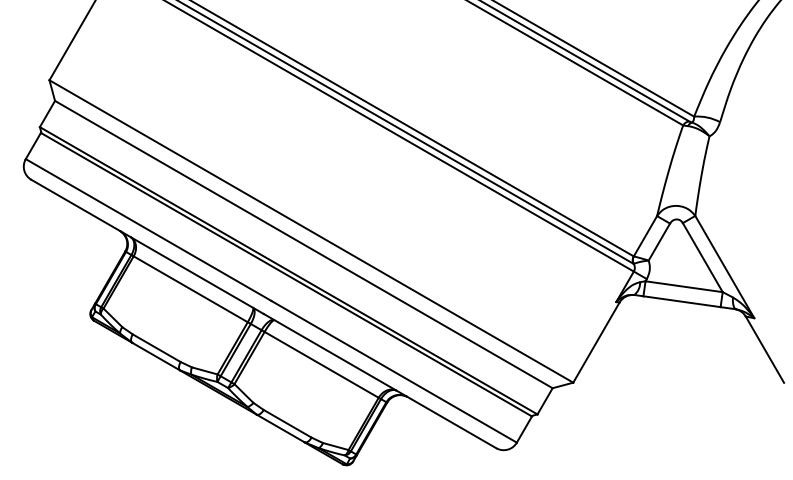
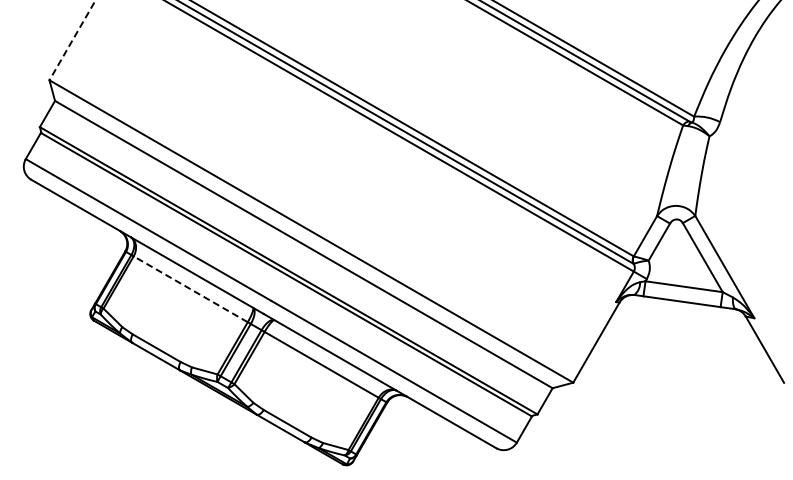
line: solid -> dashed (72, 40)
line: solid -> dashed (190, 289)
